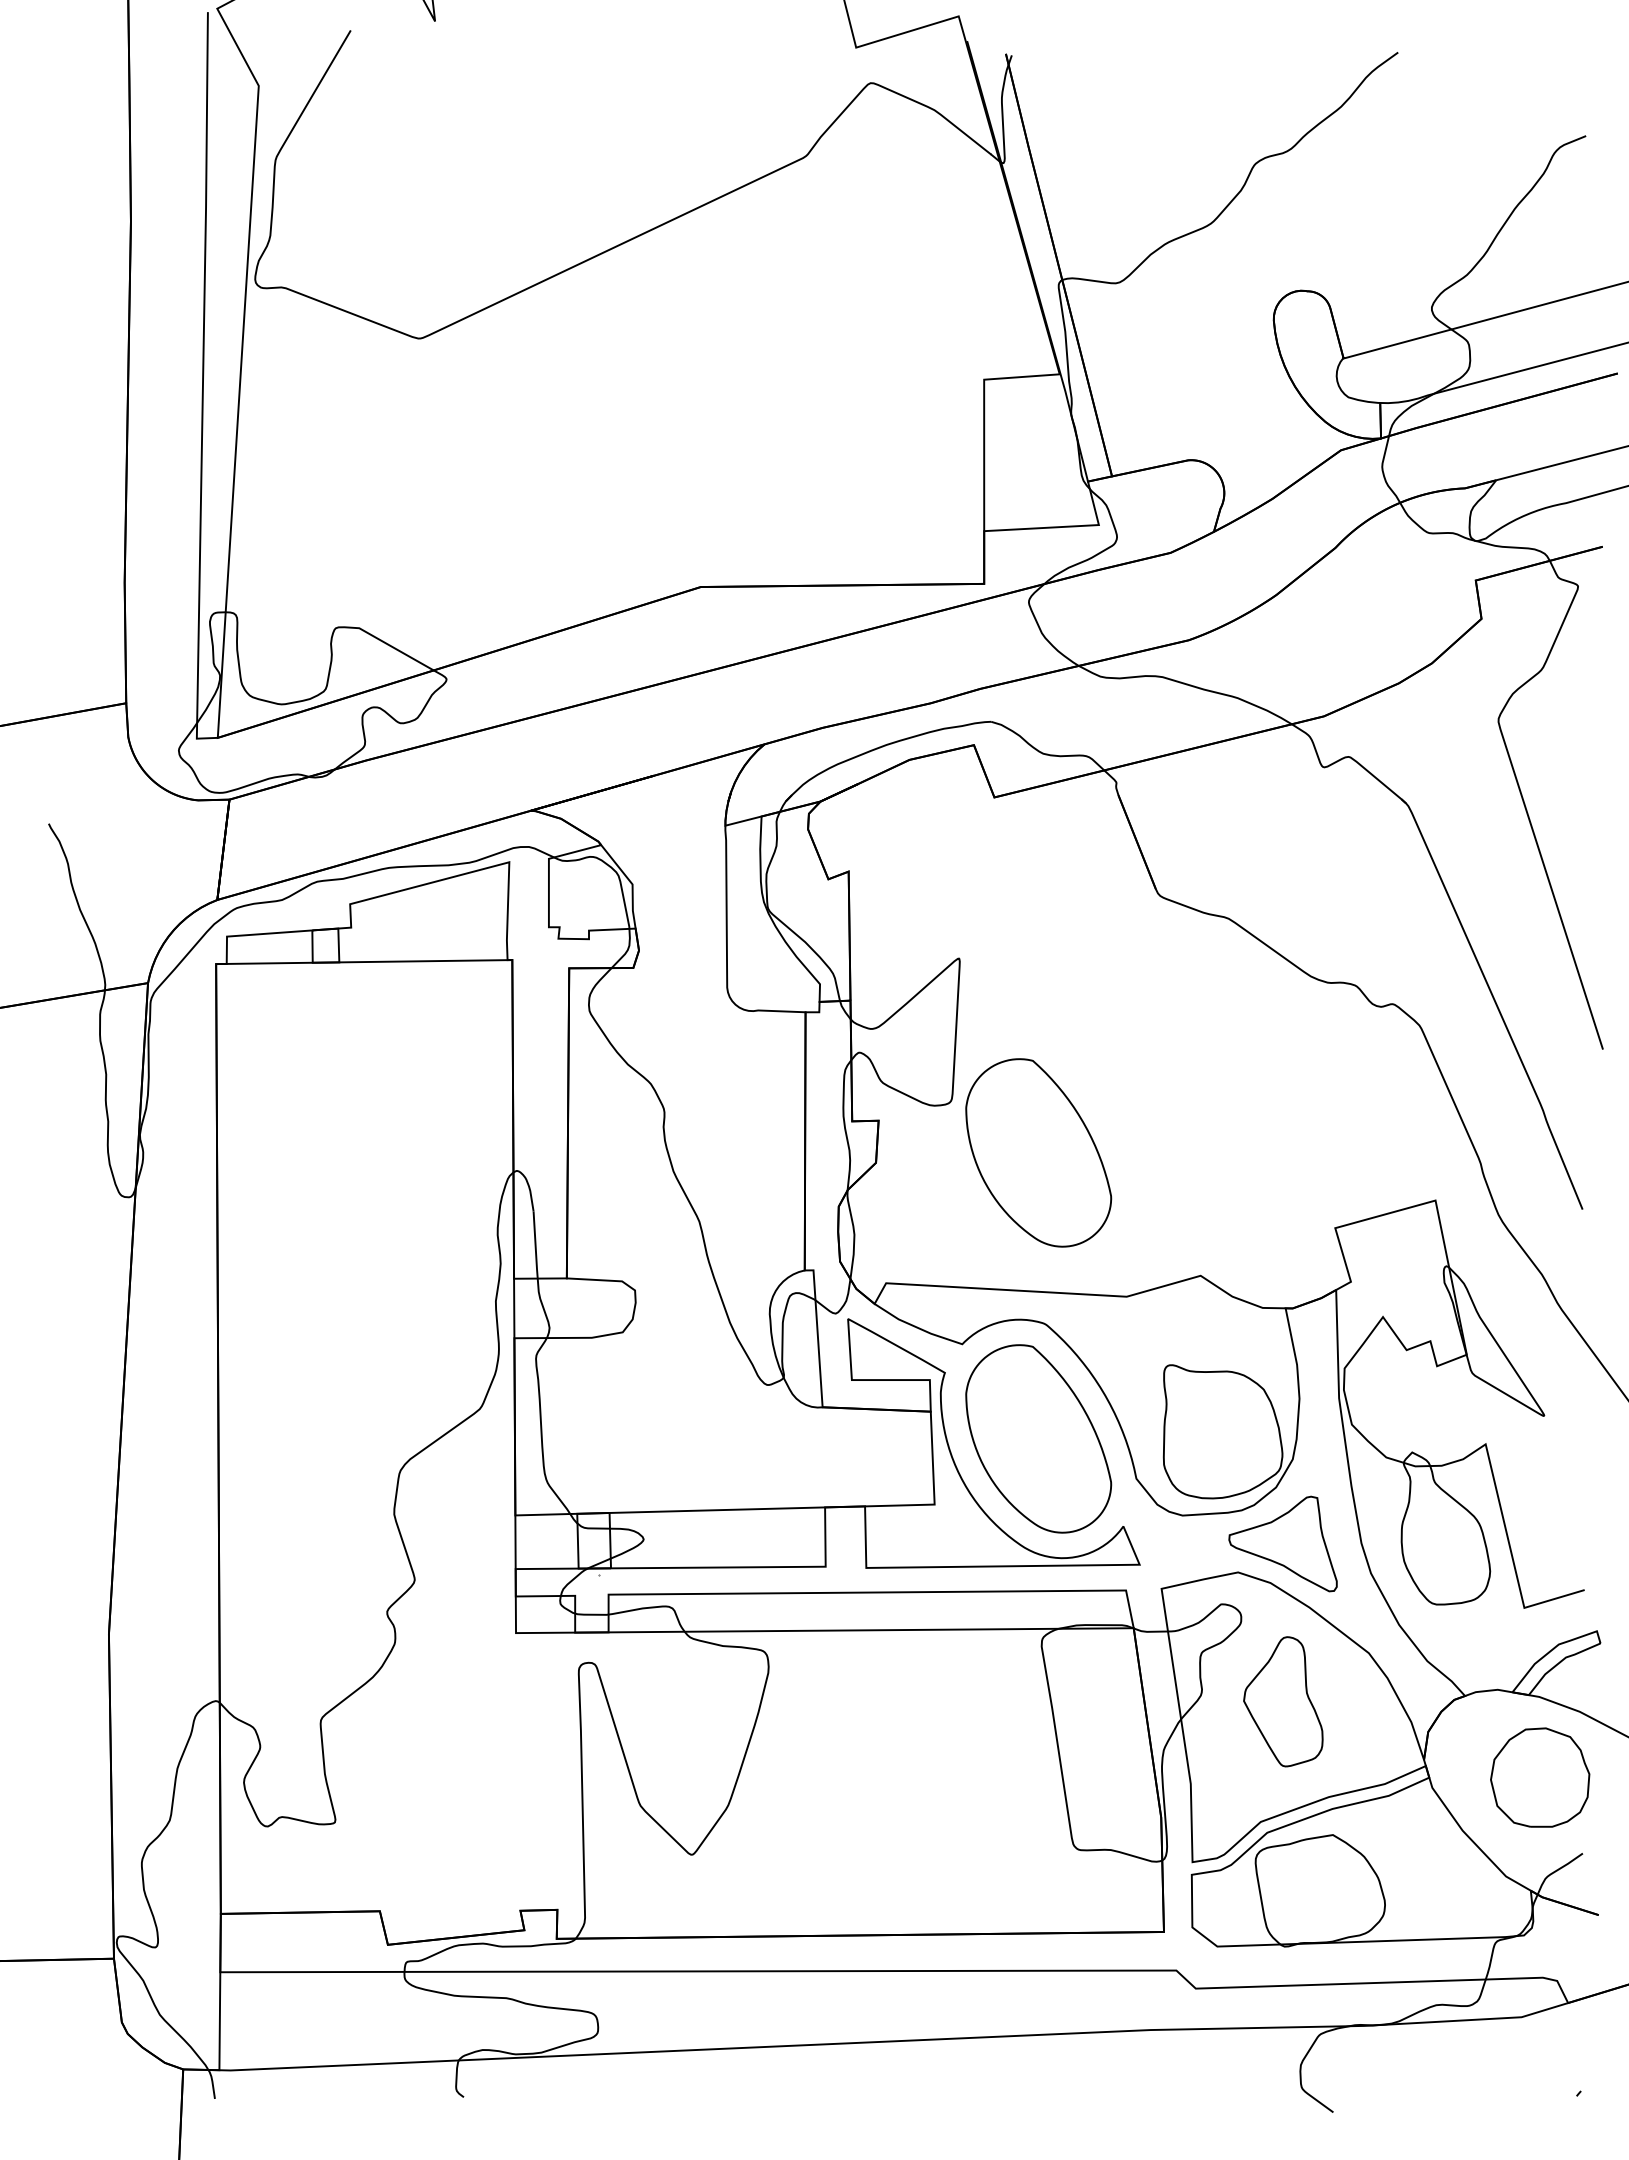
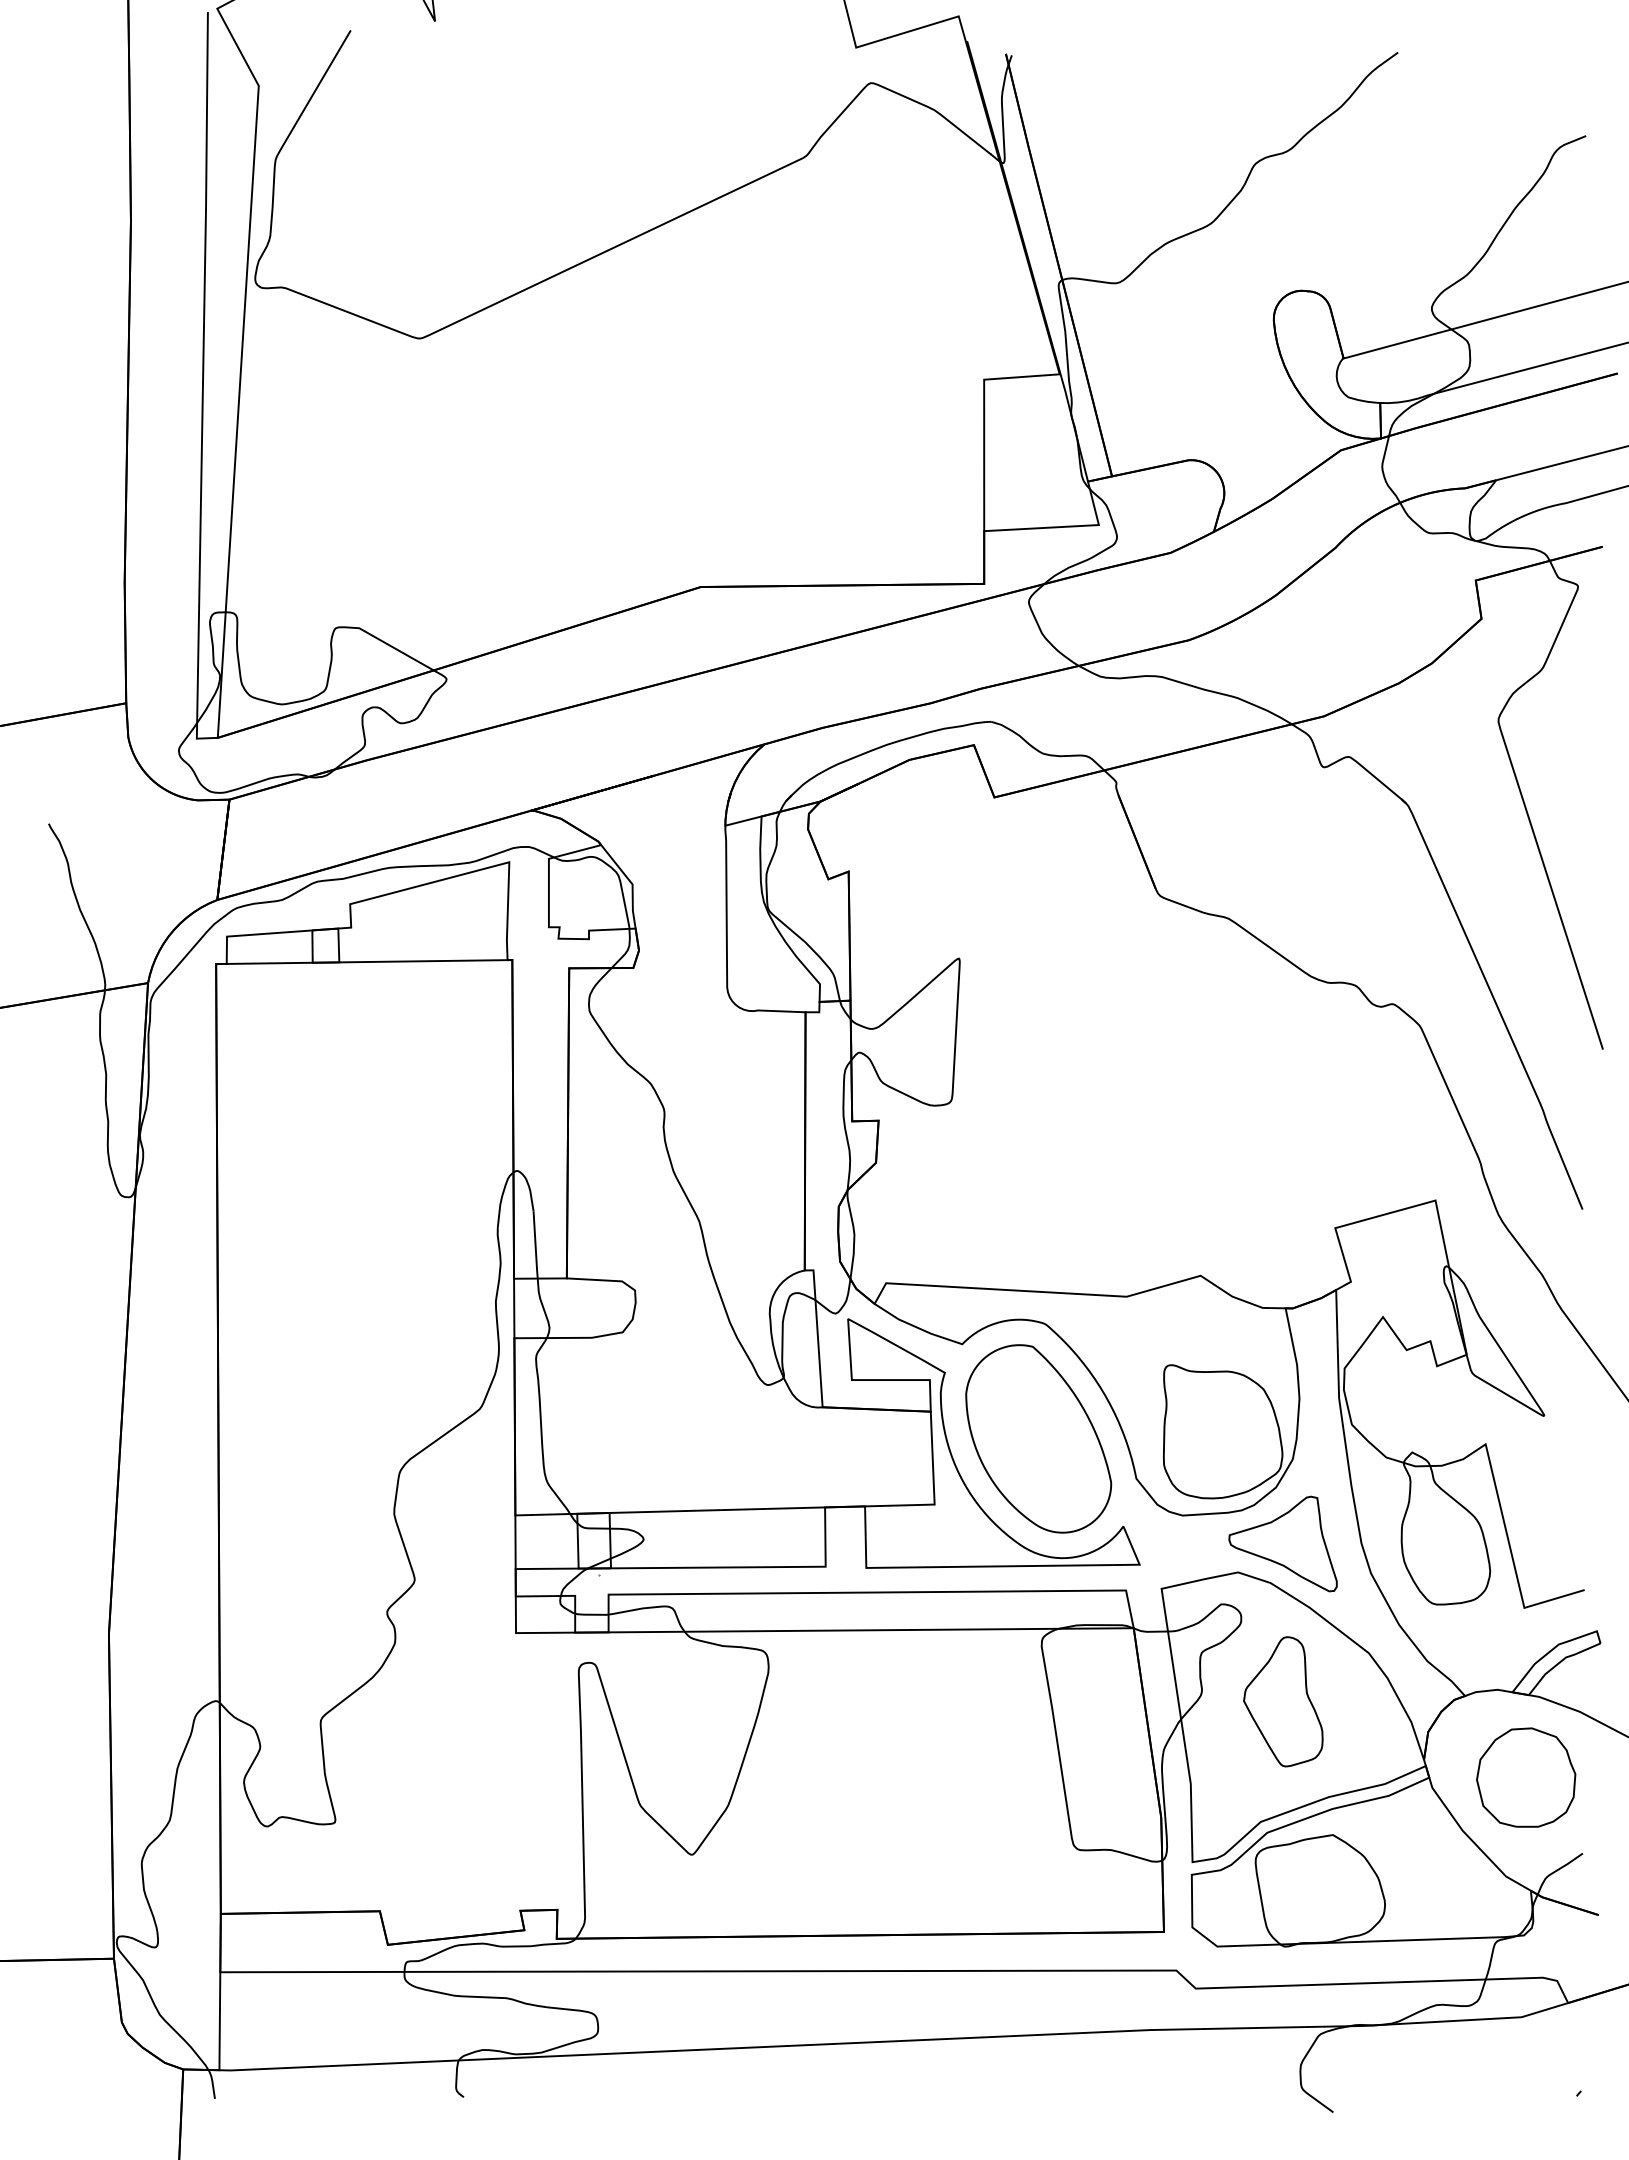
part: present -> none (1038, 1152)
part position: (1540, 1777) -> (1526, 1777) (1526, 1777)
